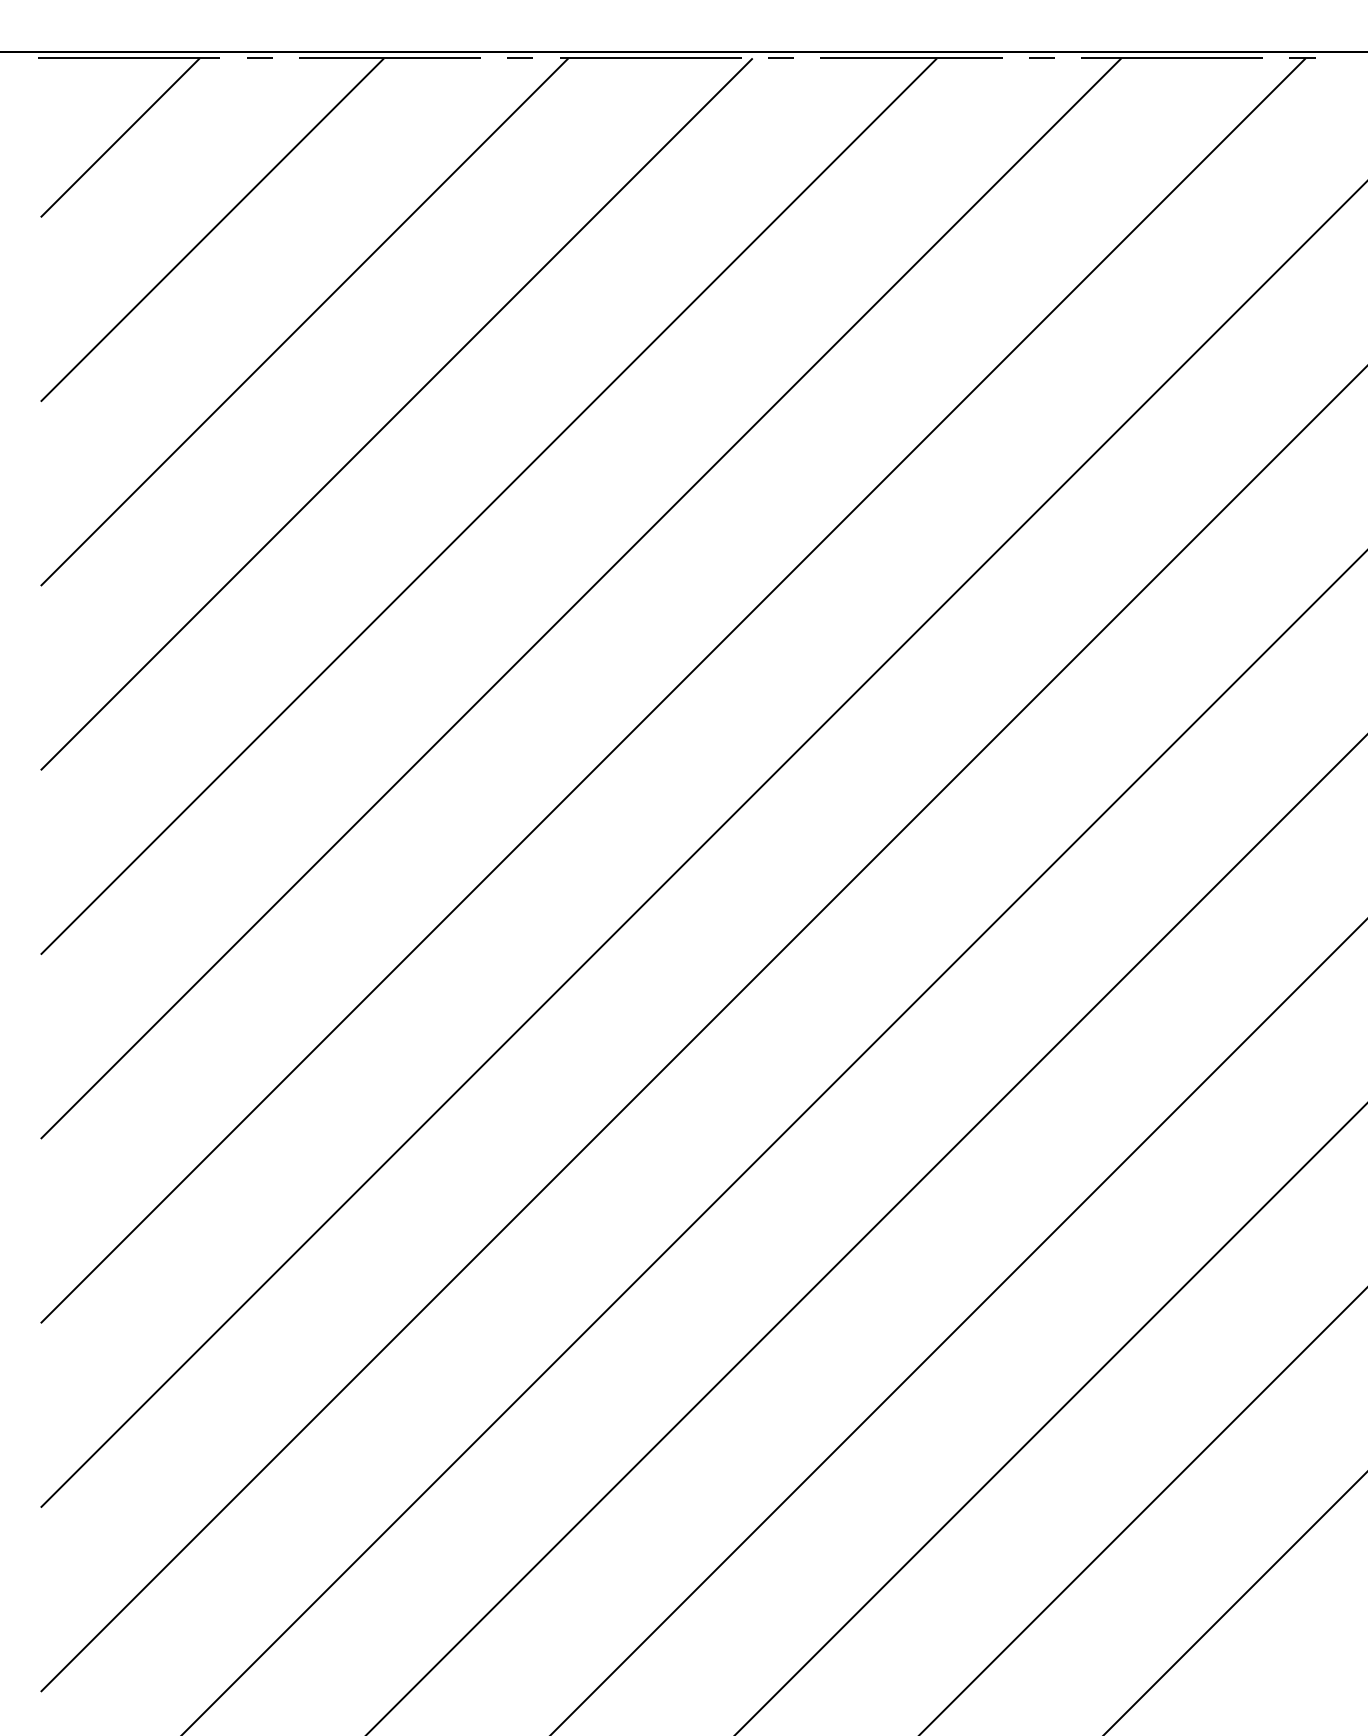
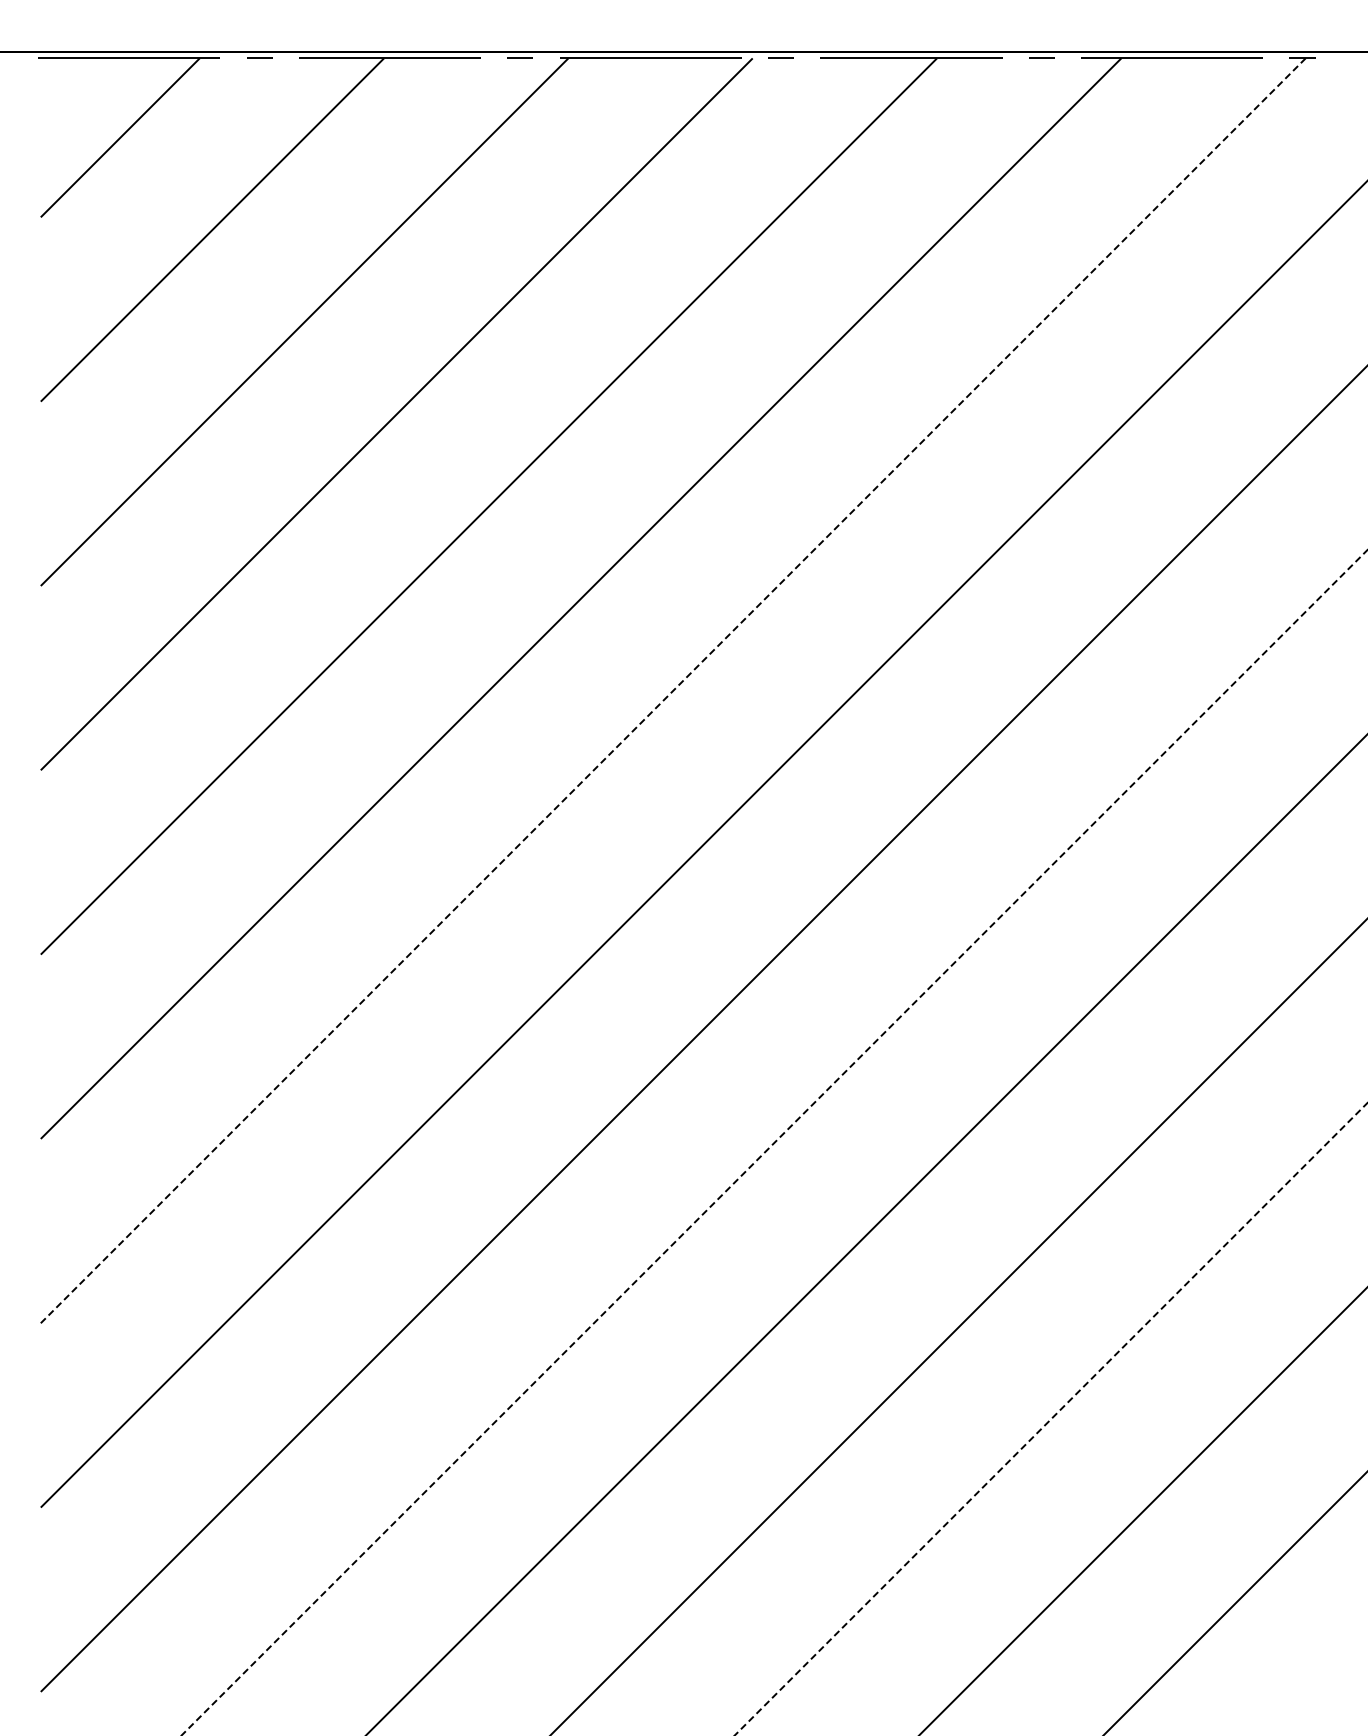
line: solid -> dashed (673, 690)
line: solid -> dashed (774, 1142)
line: solid -> dashed (1051, 1419)
